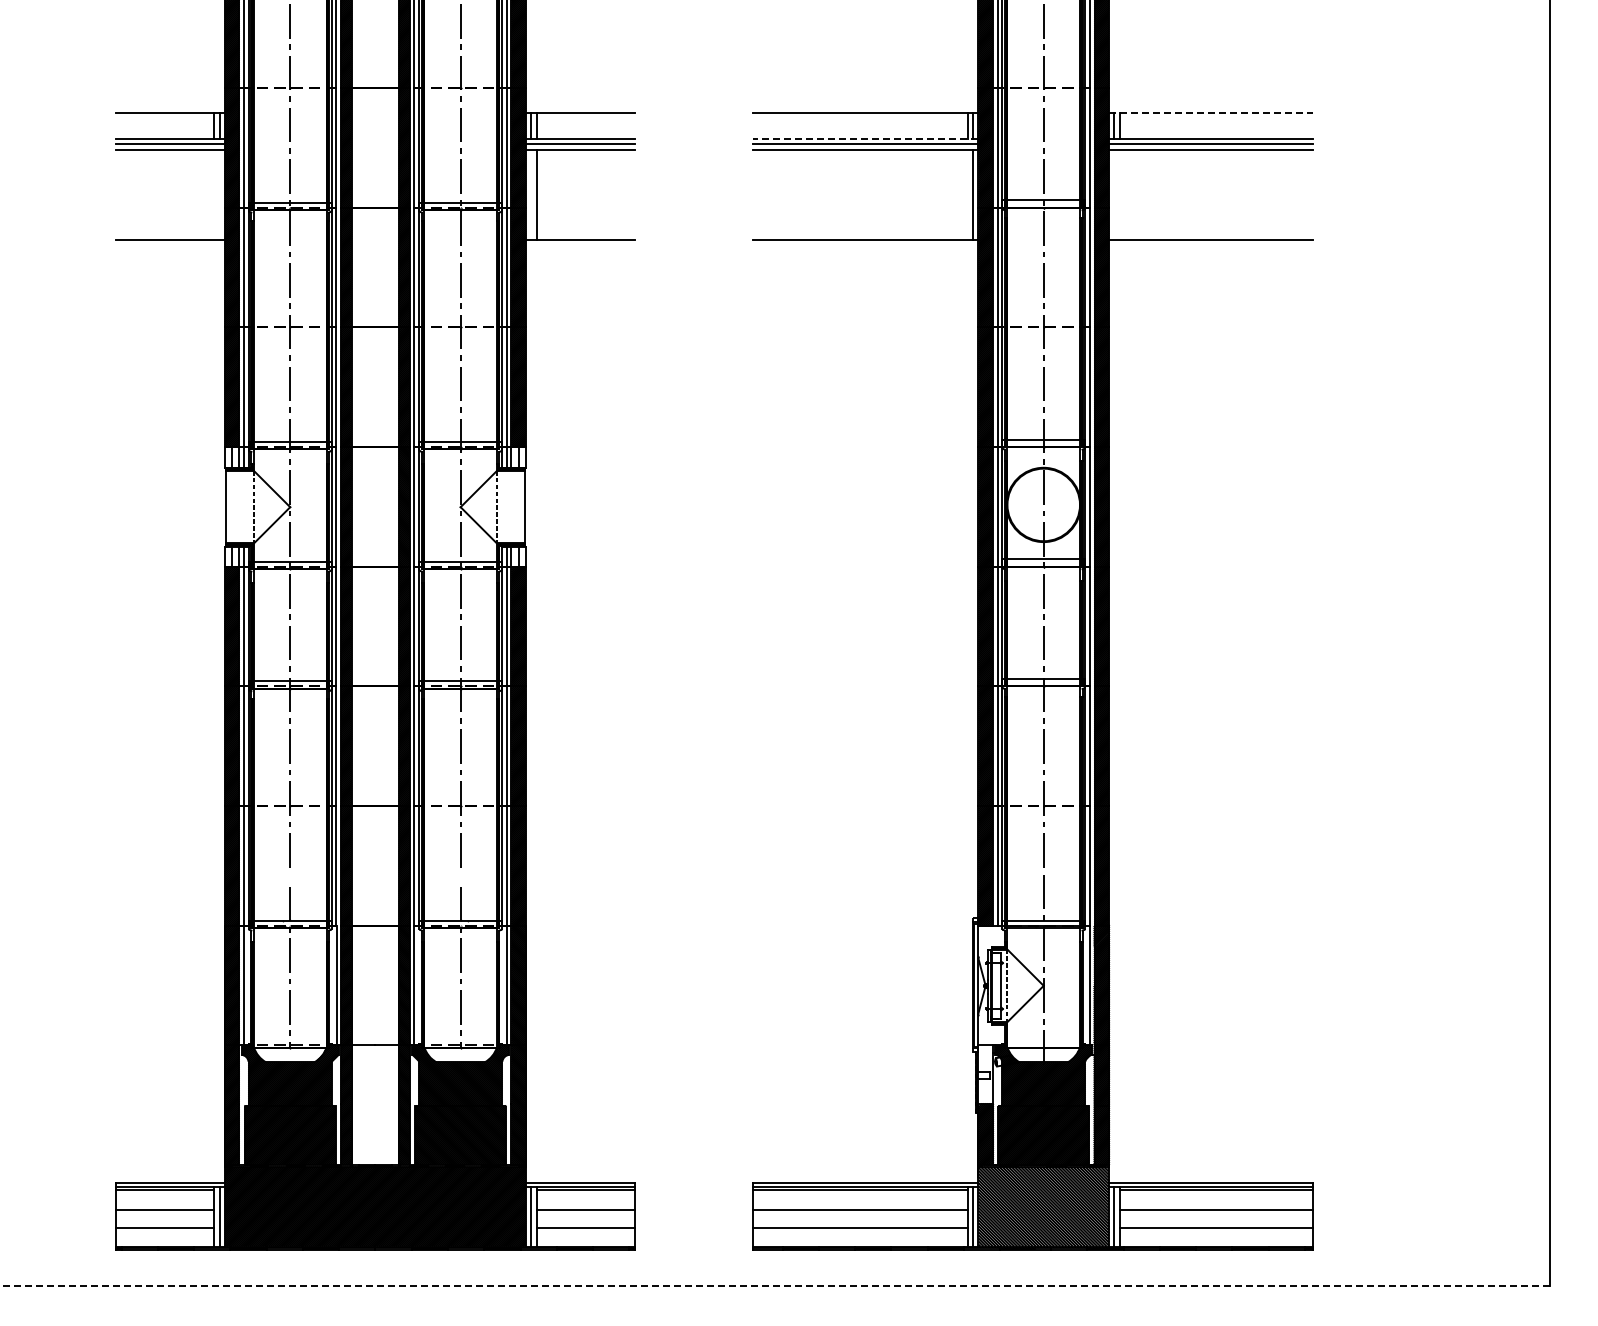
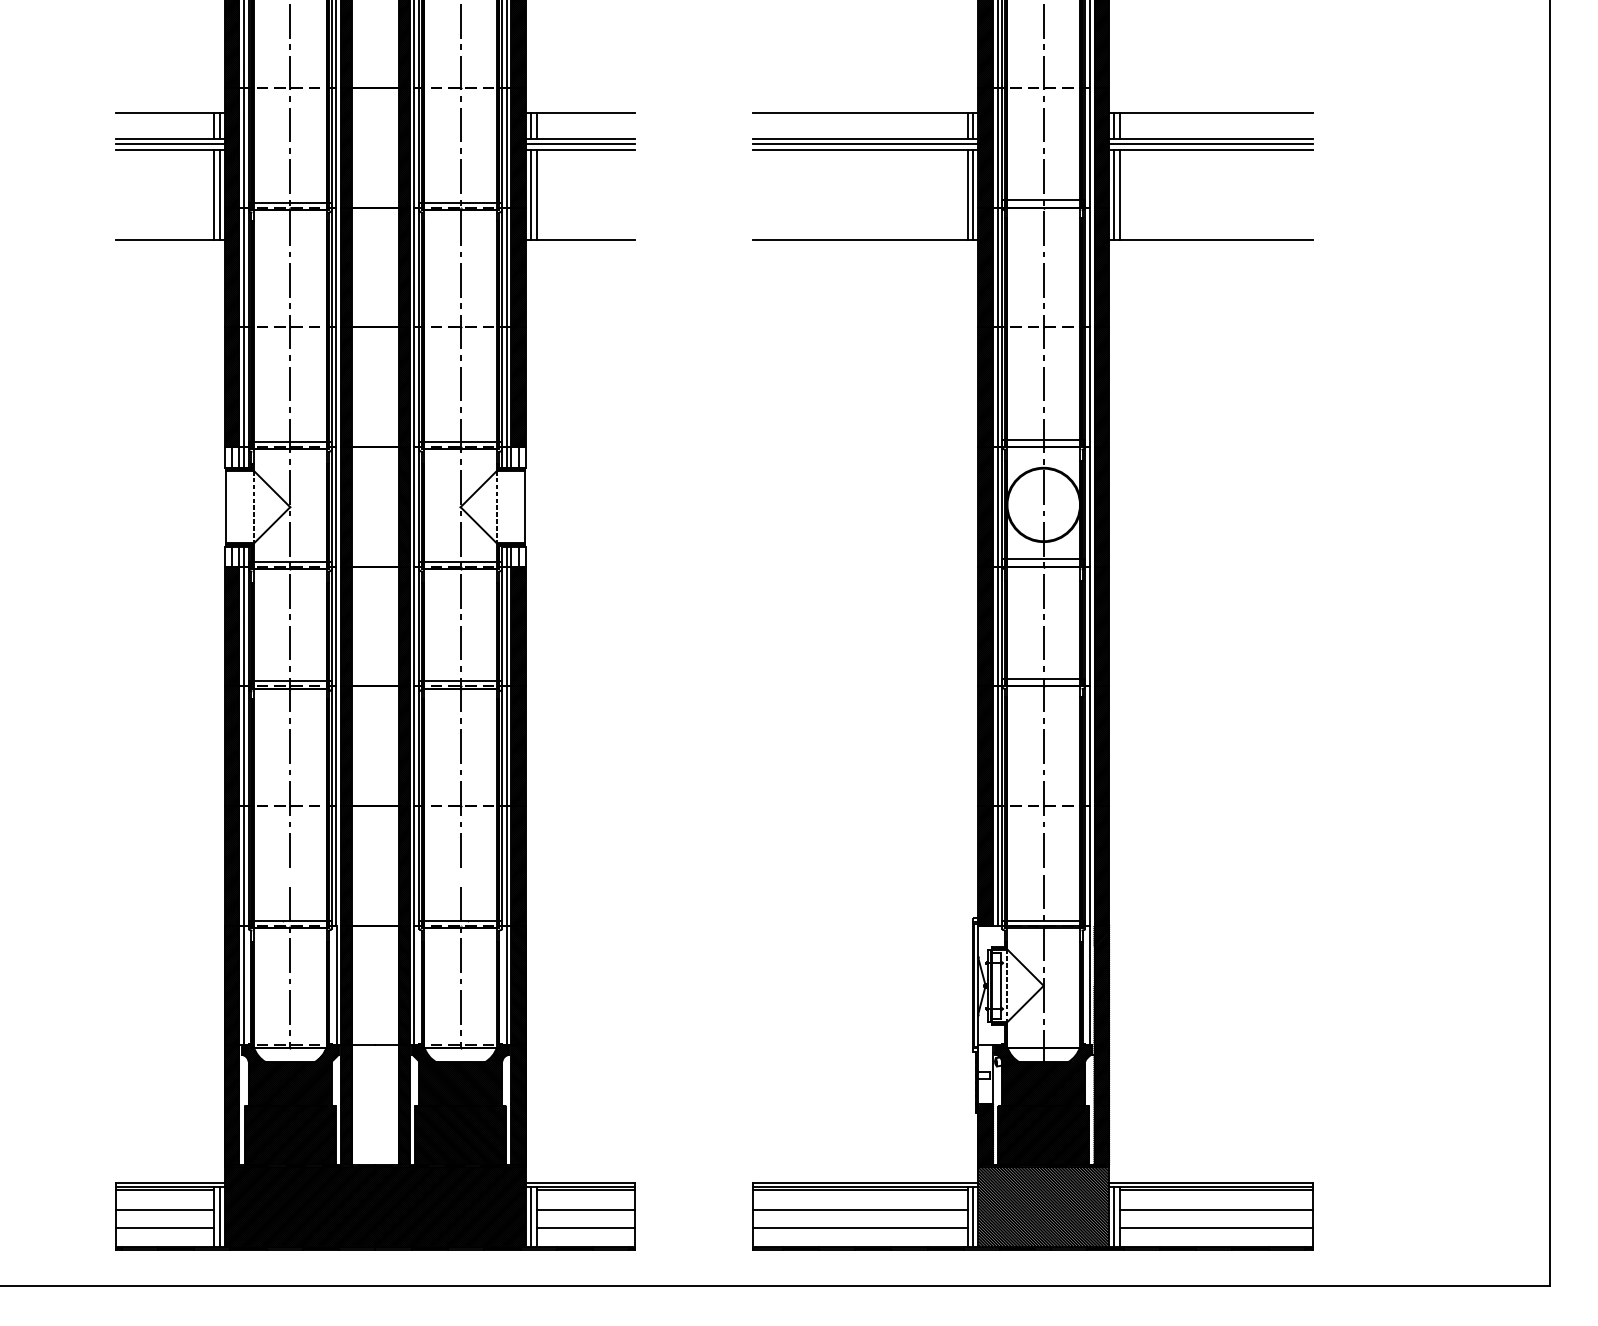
line: dashed -> solid (1211, 113)
line: dashed -> solid (865, 138)
line: none -> present (214, 194)
line: none -> present (219, 194)
line: none -> present (531, 194)
line: none -> present (967, 194)
line: none -> present (1114, 194)
line: none -> present (1119, 194)
line: dashed -> solid (775, 1286)
